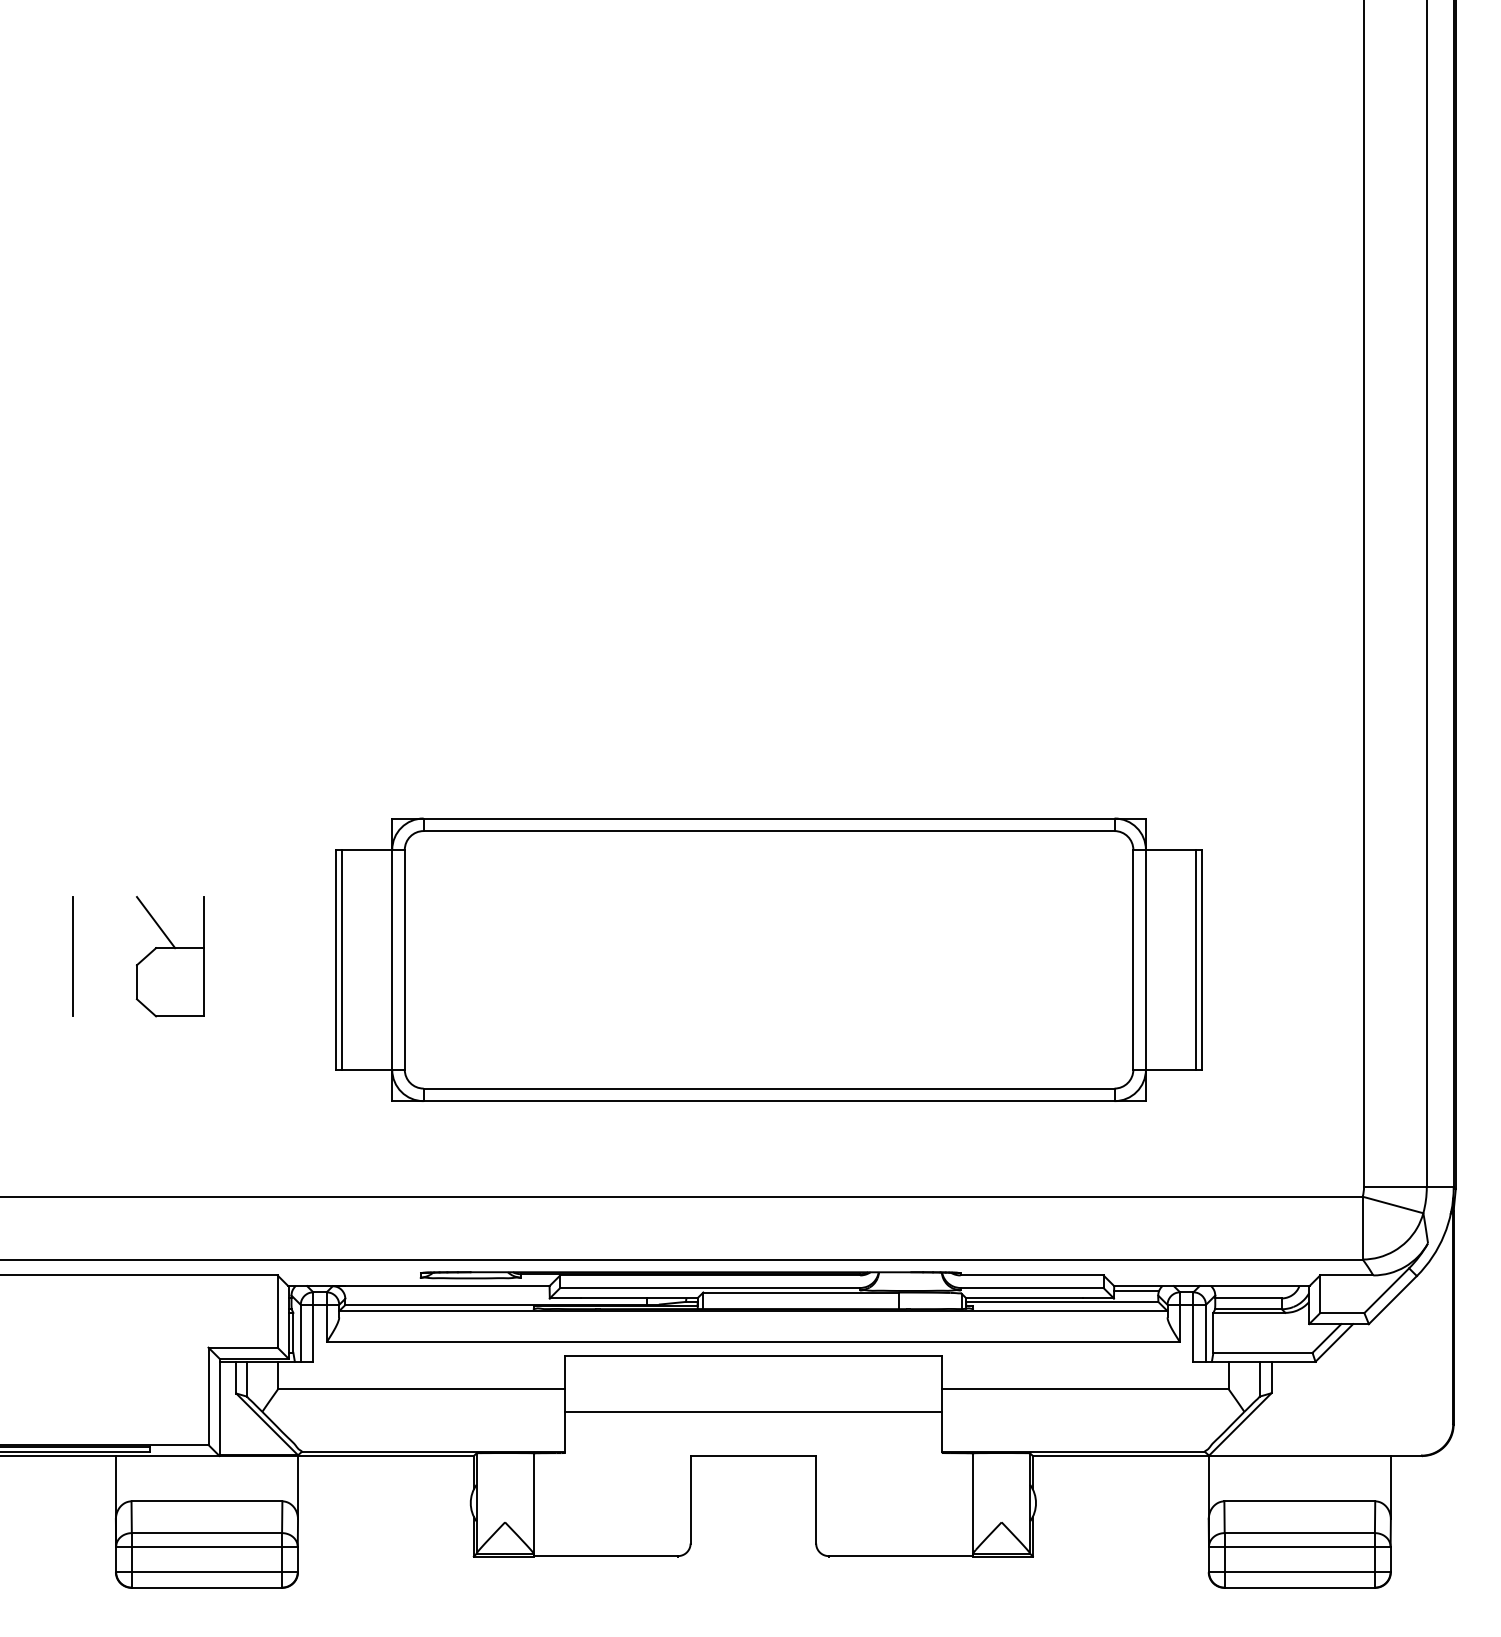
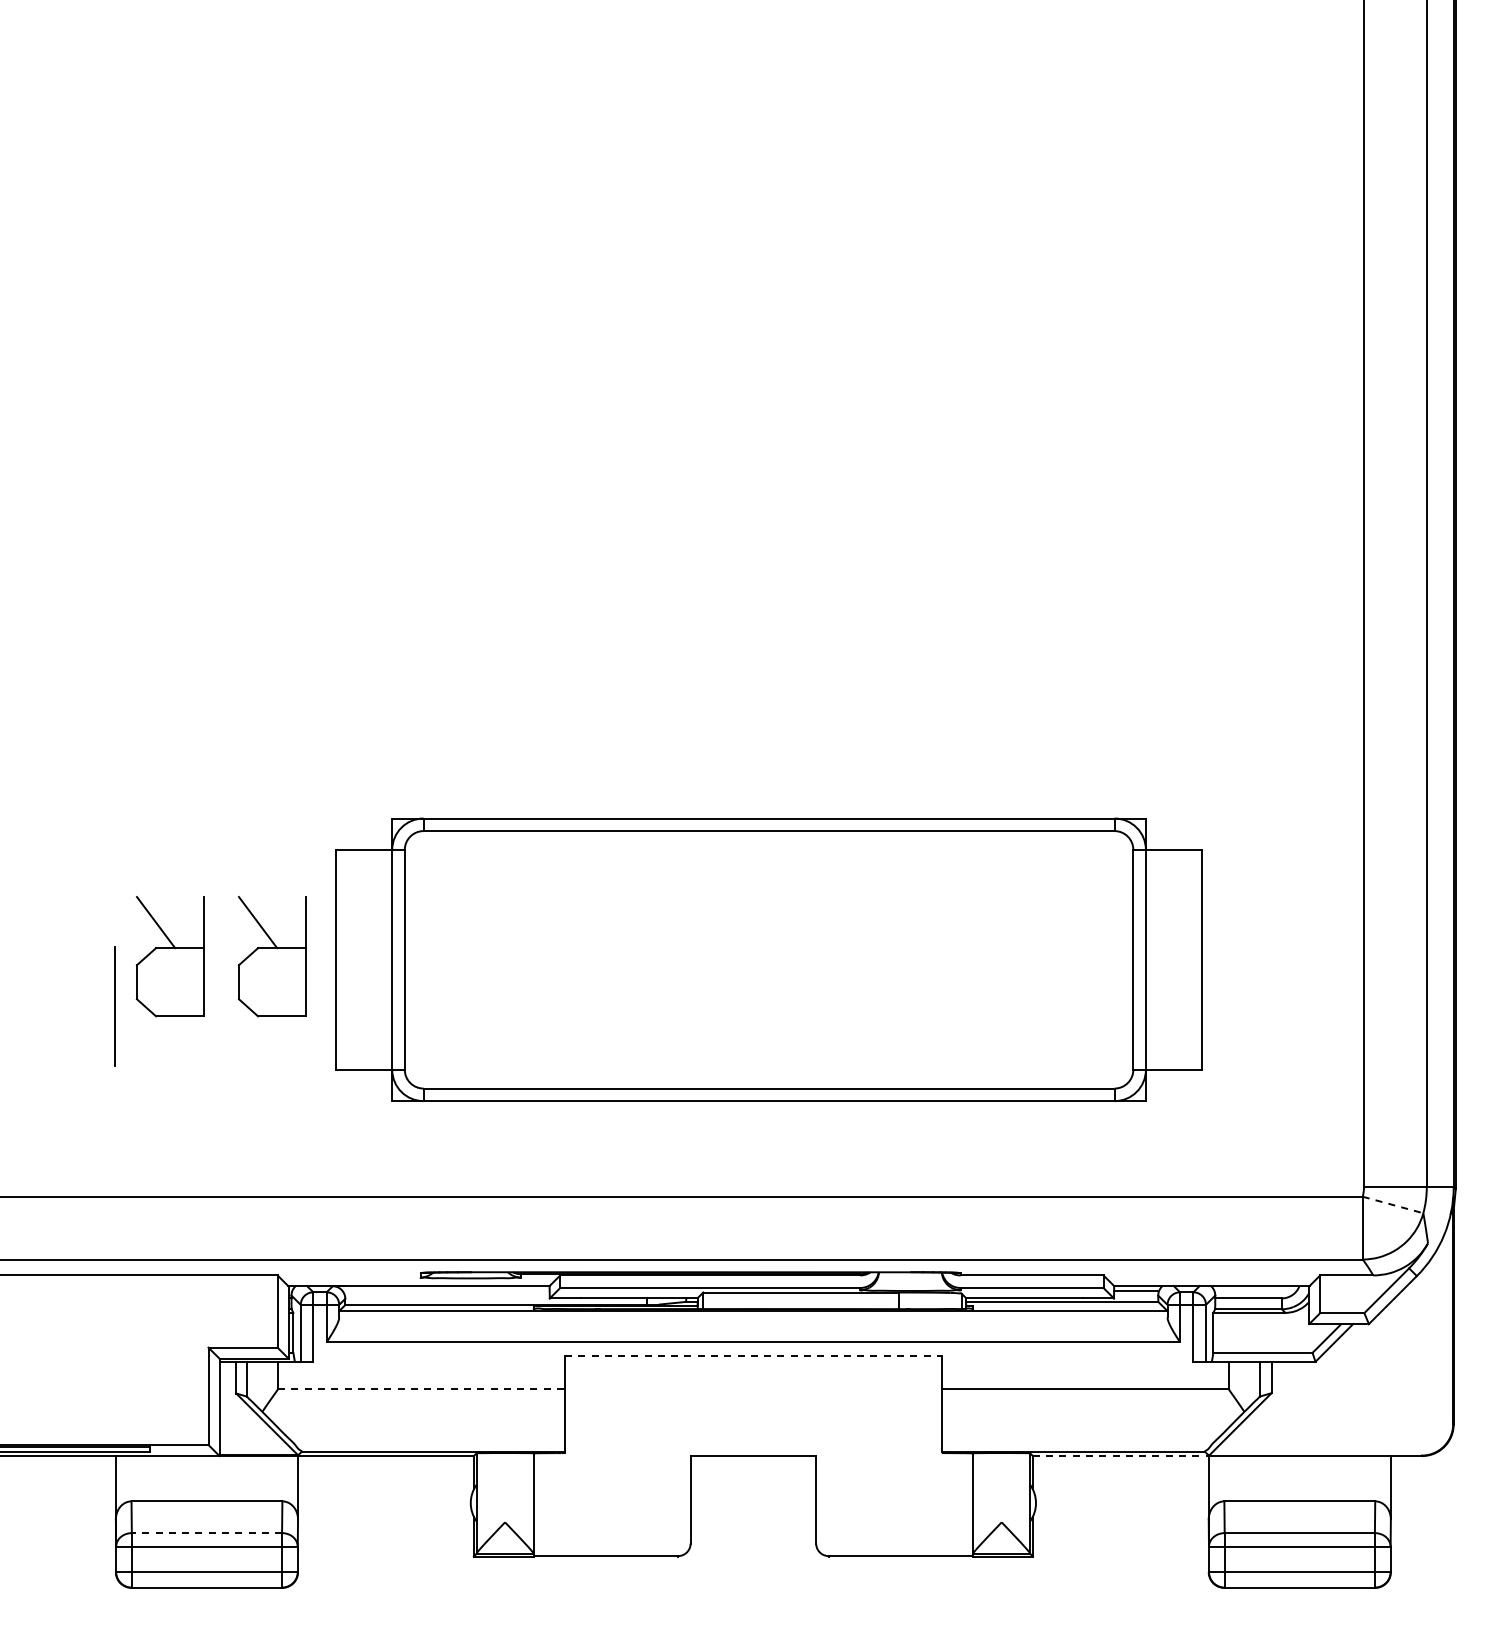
line position: (72, 956) -> (114, 1006) (114, 1006)
part: none -> present (271, 956)
line: present -> none (342, 959)
line: present -> none (1196, 959)
line: solid -> dashed (1393, 1205)
line: solid -> dashed (753, 1355)
line: solid -> dashed (422, 1389)
line: present -> none (752, 1412)
line: solid -> dashed (1120, 1456)
line: solid -> dashed (206, 1533)
